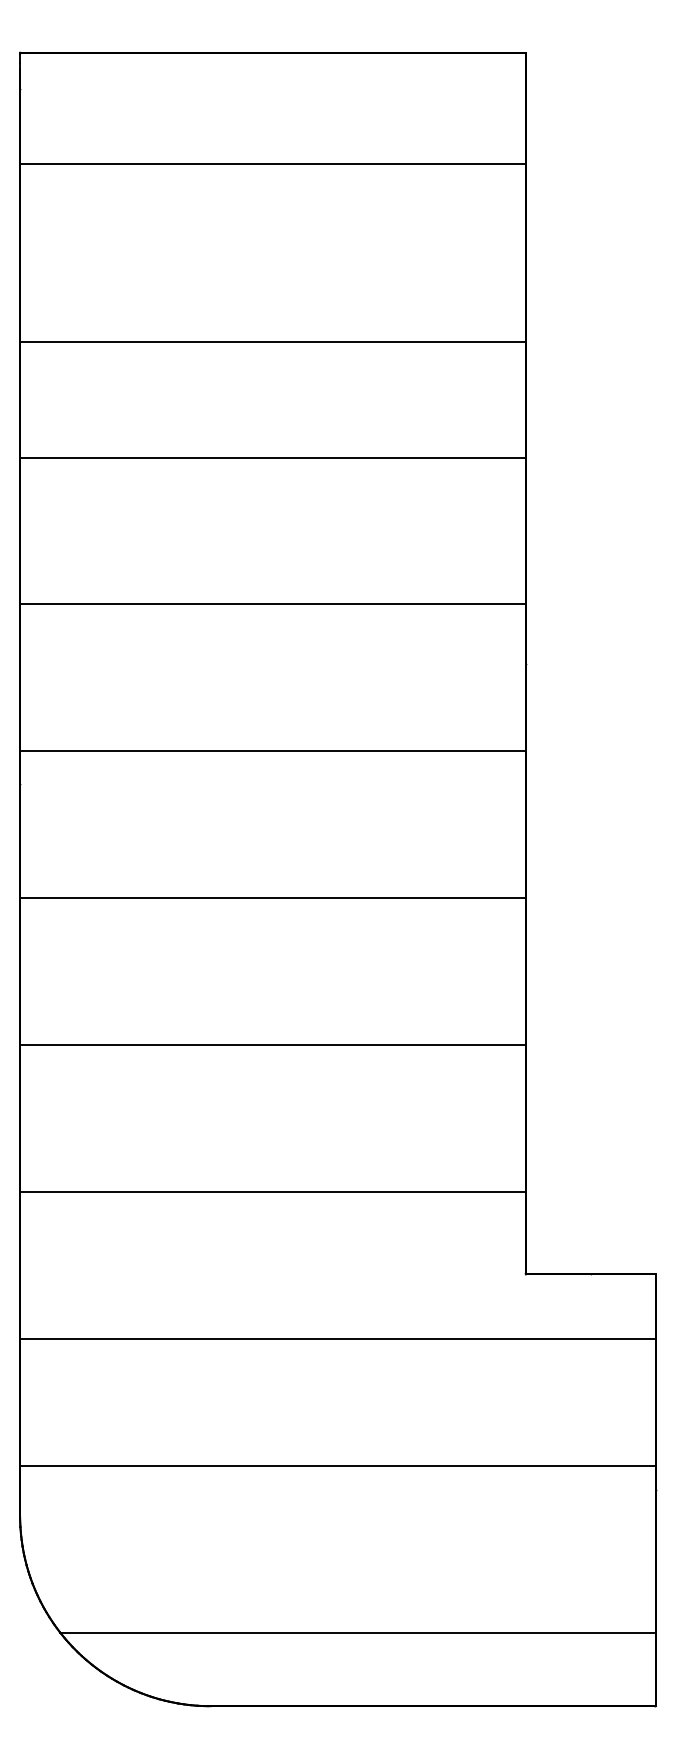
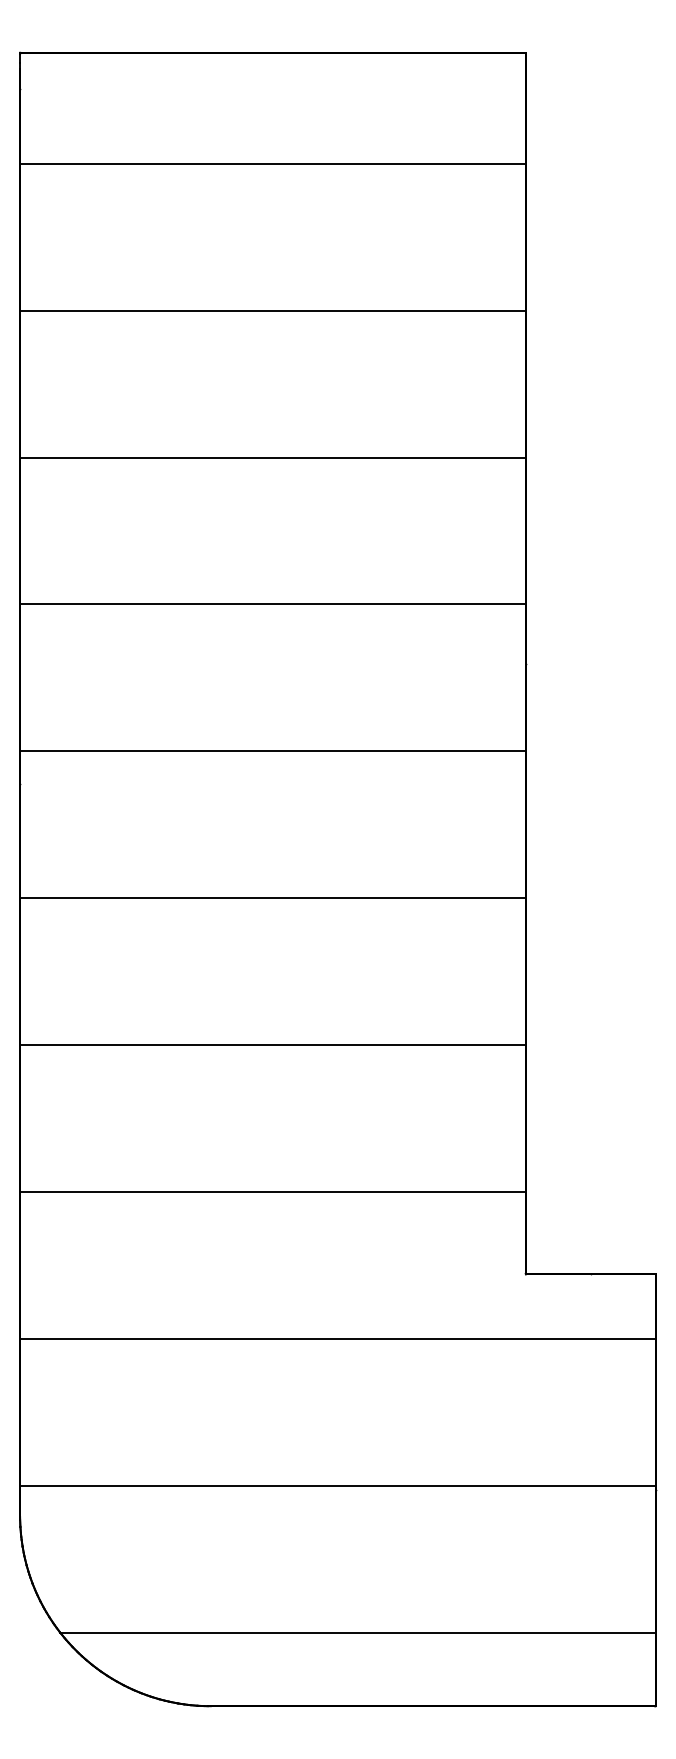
line position: (272, 341) -> (272, 310) (272, 310)
line position: (337, 1465) -> (337, 1485) (337, 1485)
